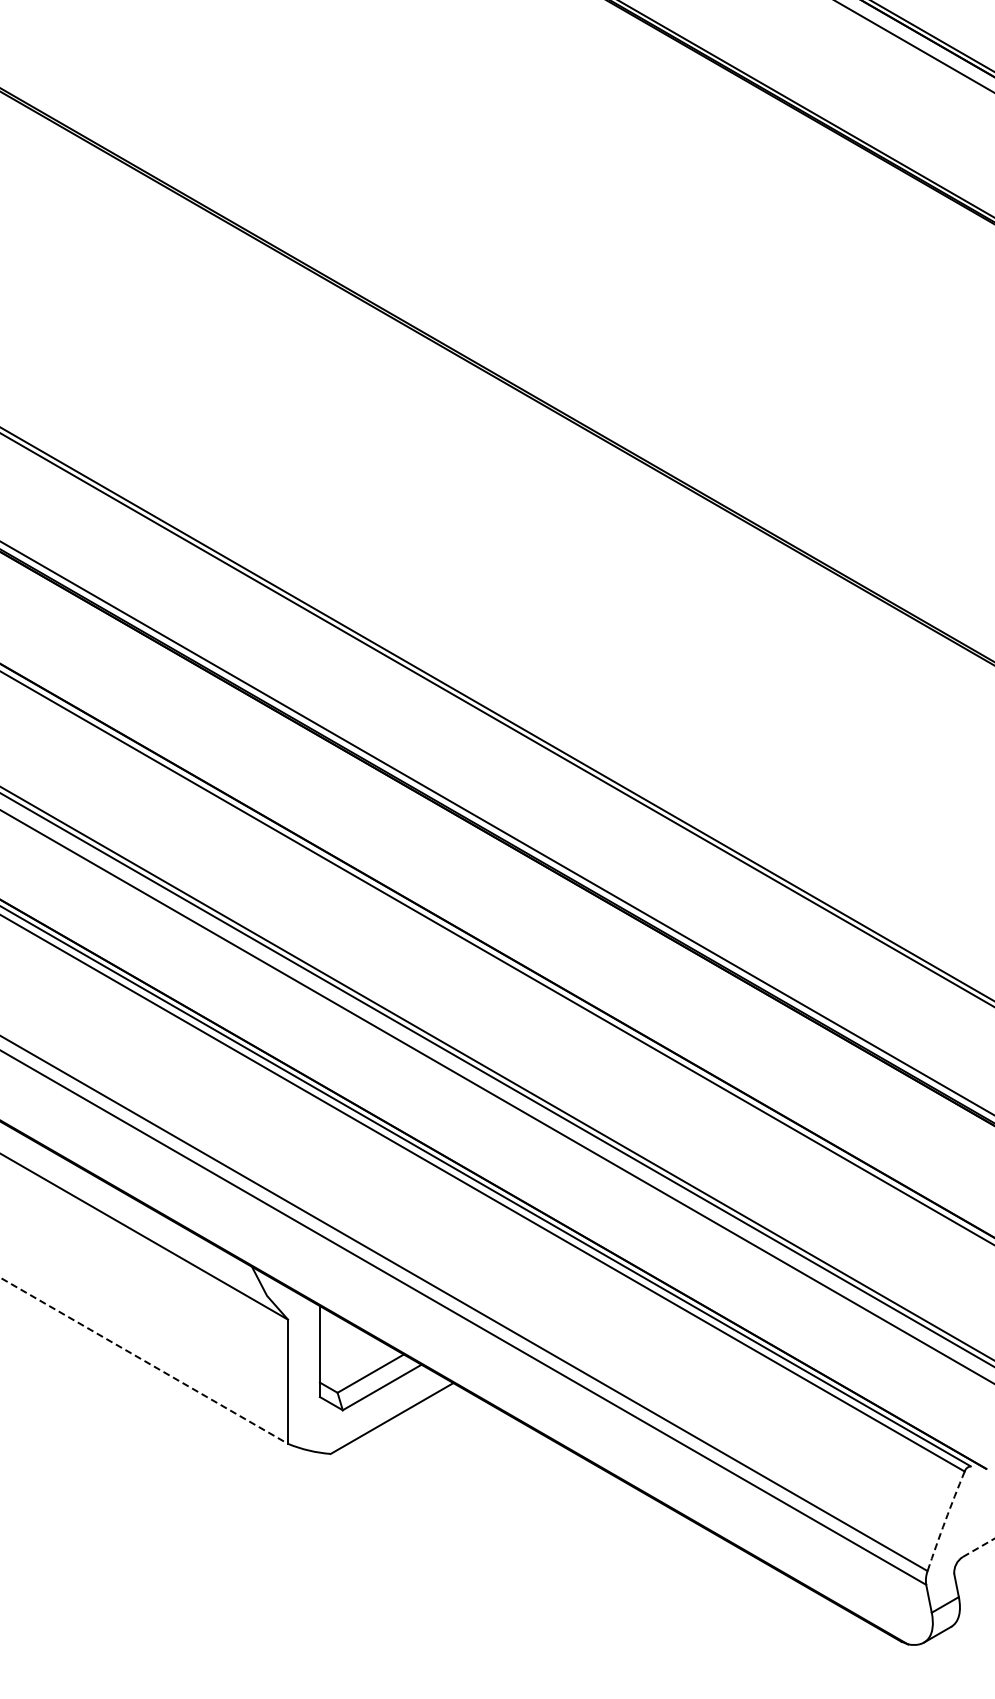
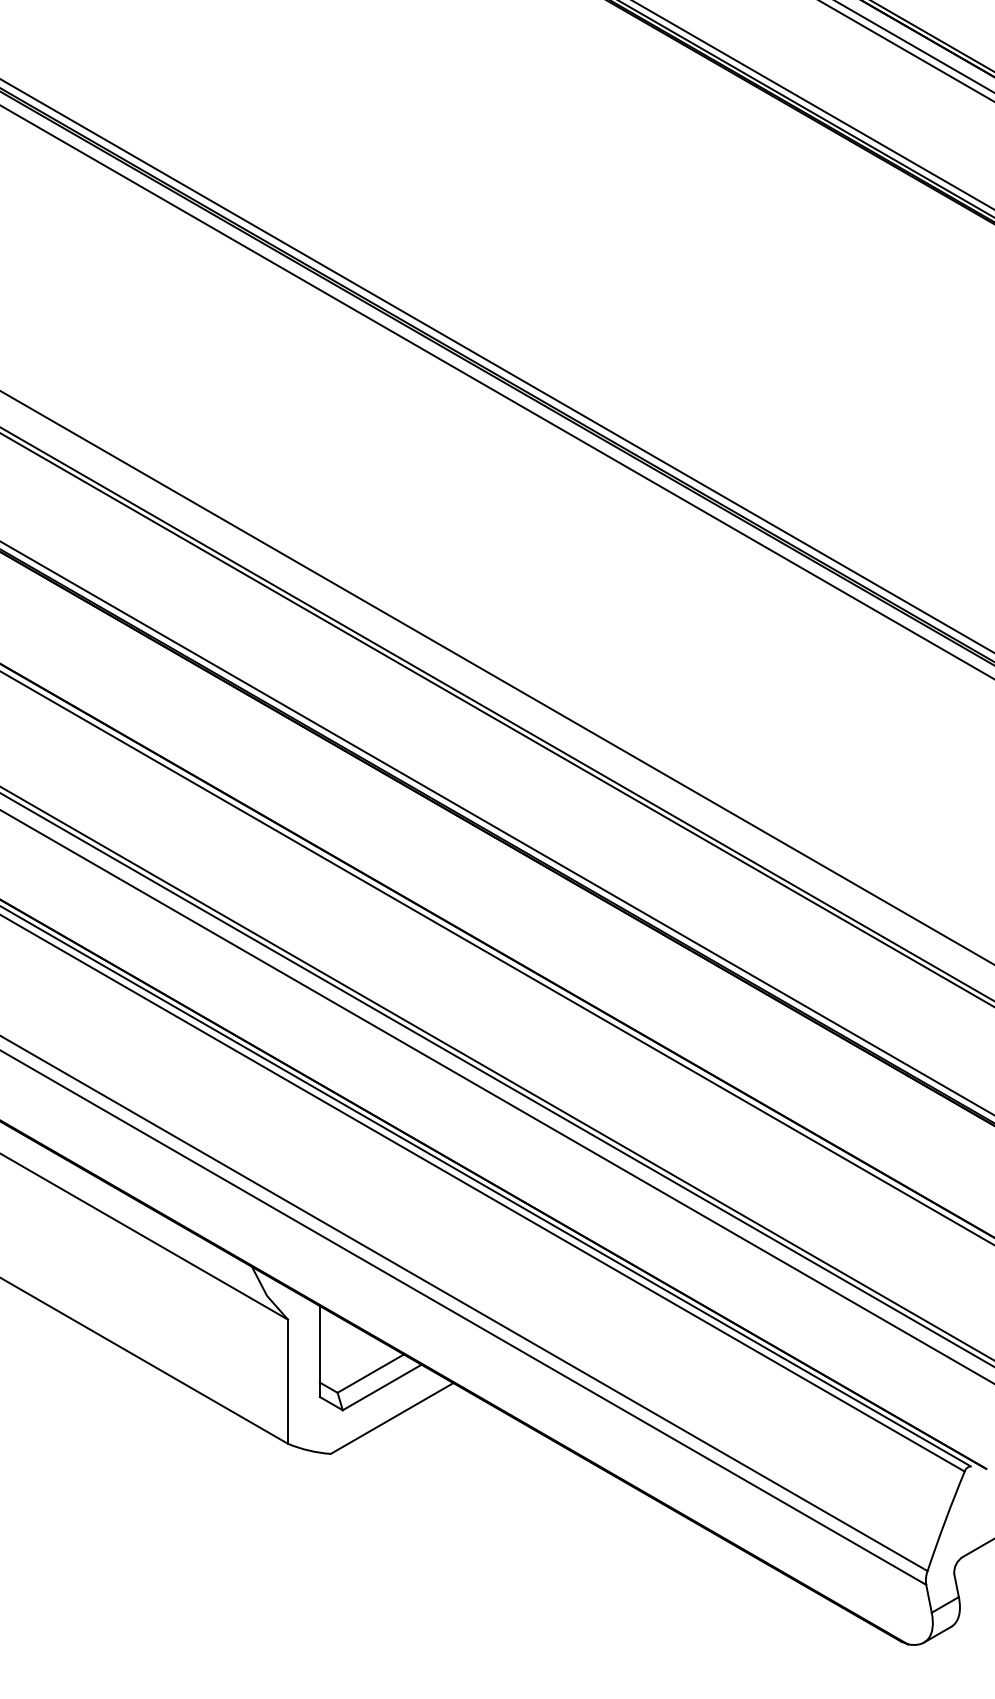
line: none -> present (906, 51)
line: none -> present (812, 105)
line: none -> present (496, 365)
line: none -> present (496, 391)
line: none -> present (496, 677)
line: dashed -> solid (144, 1360)
arc: dashed -> solid (945, 1521)
line: dashed -> solid (979, 1547)
